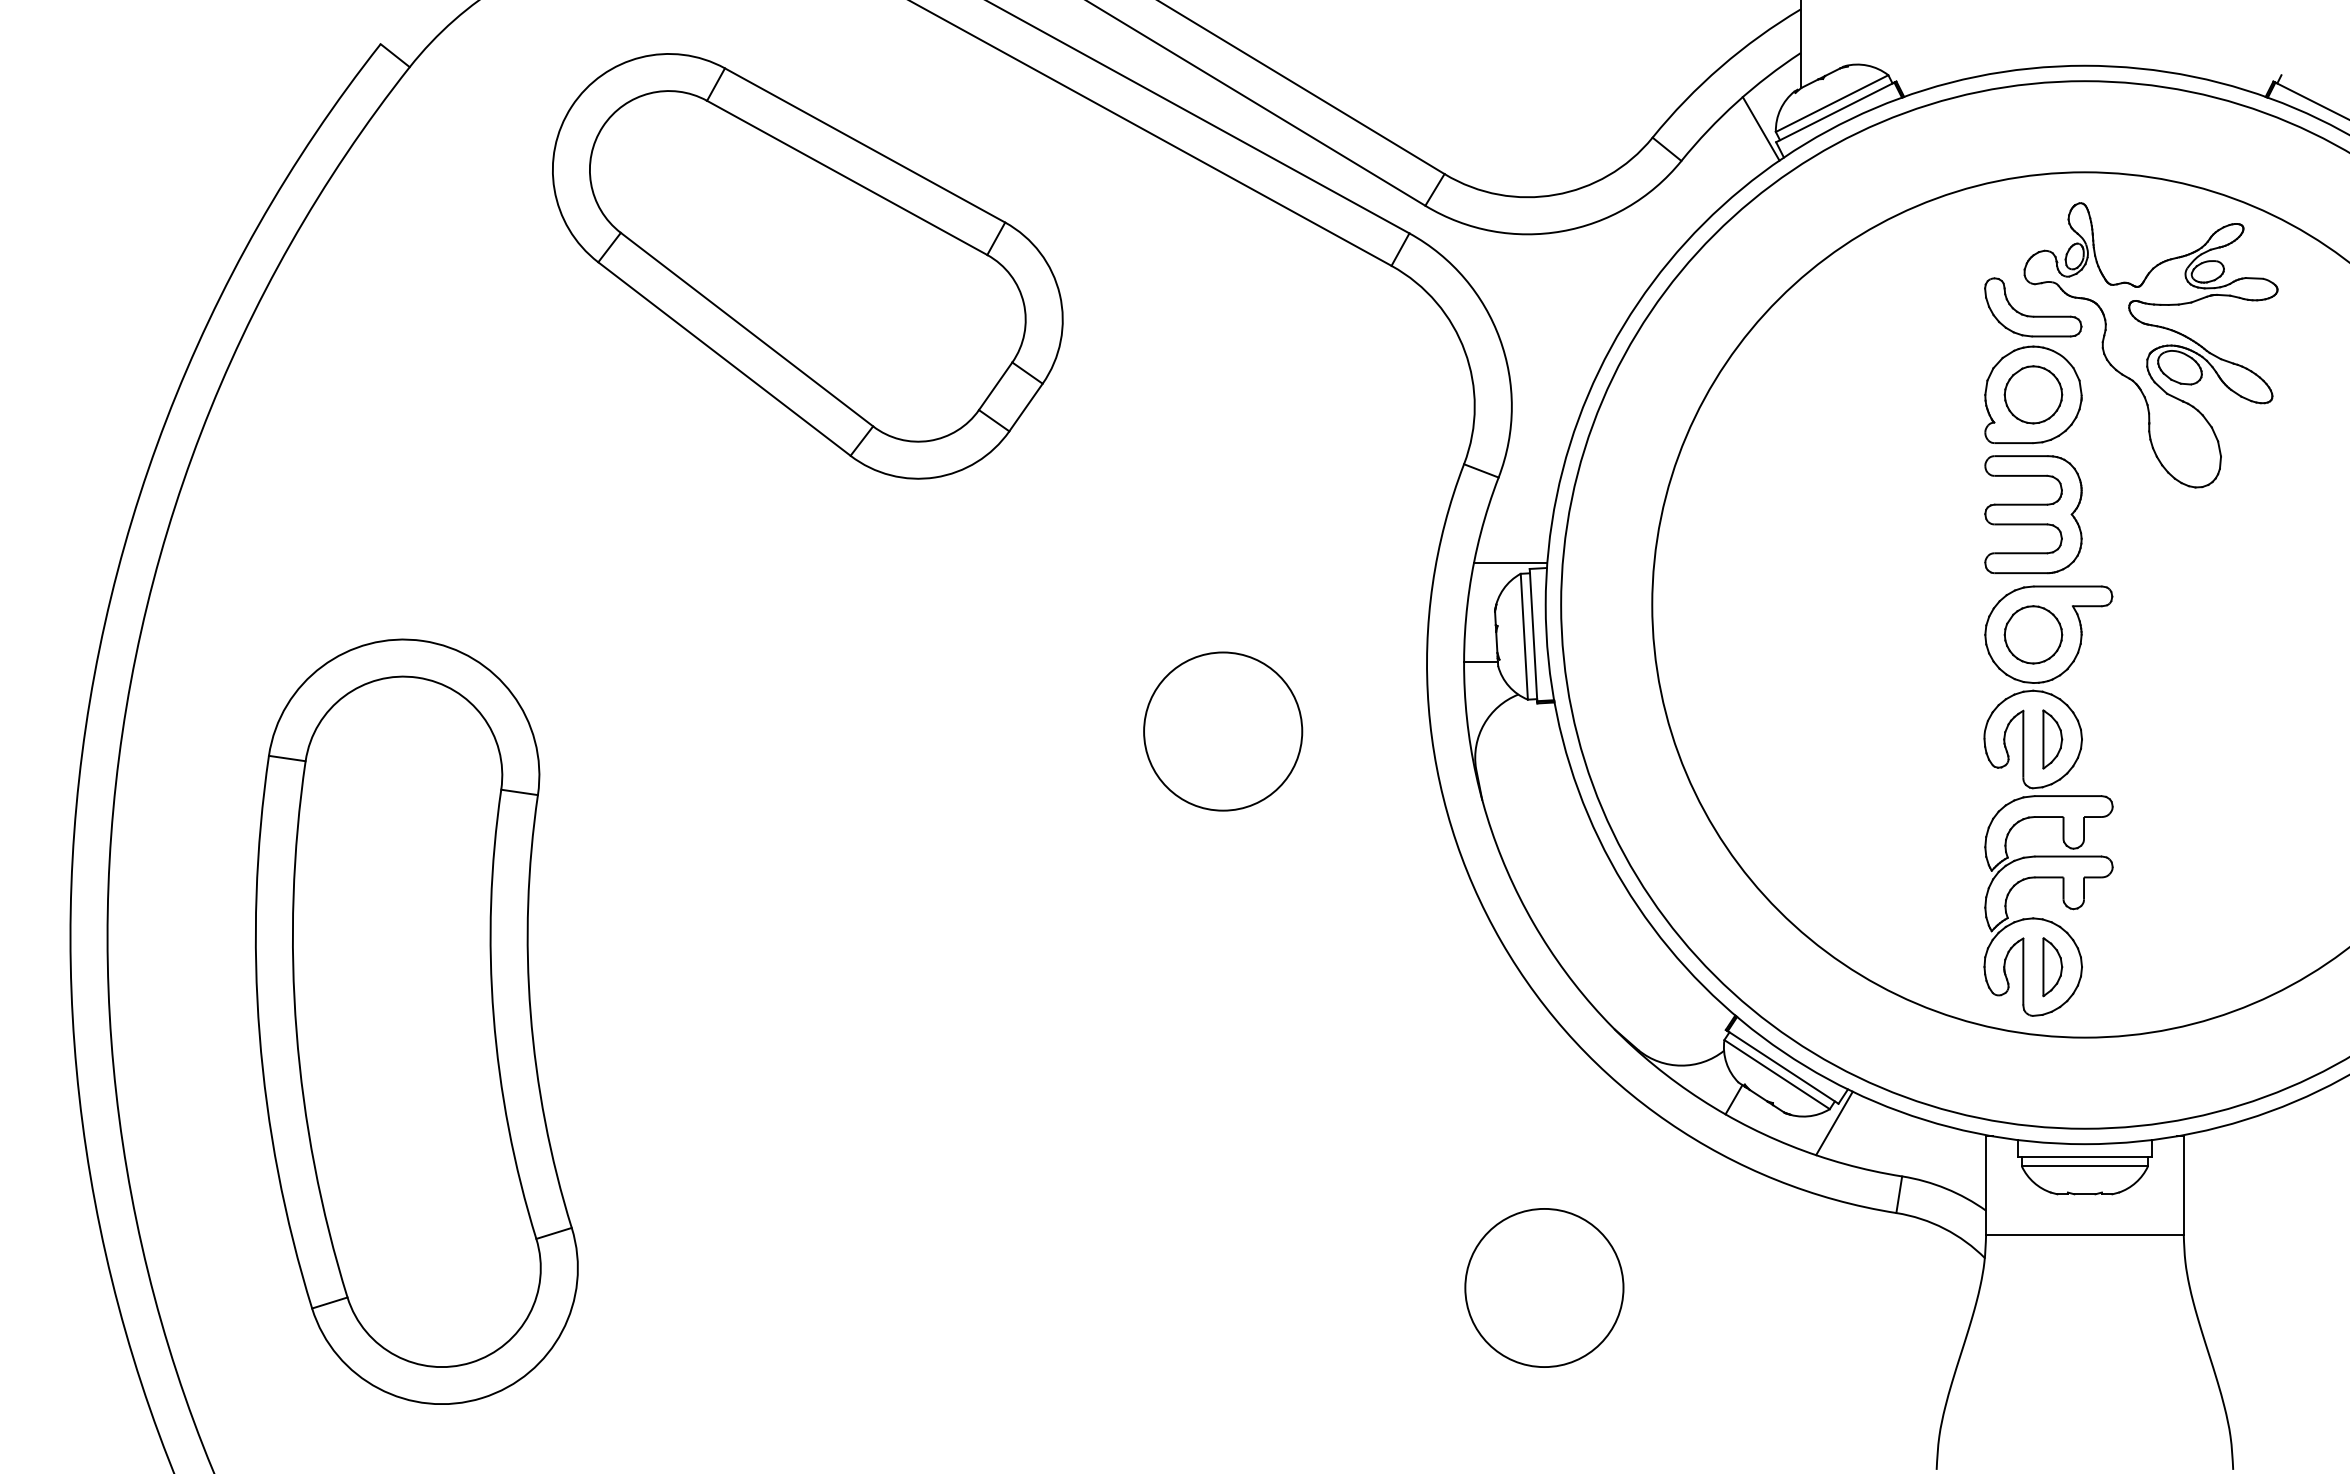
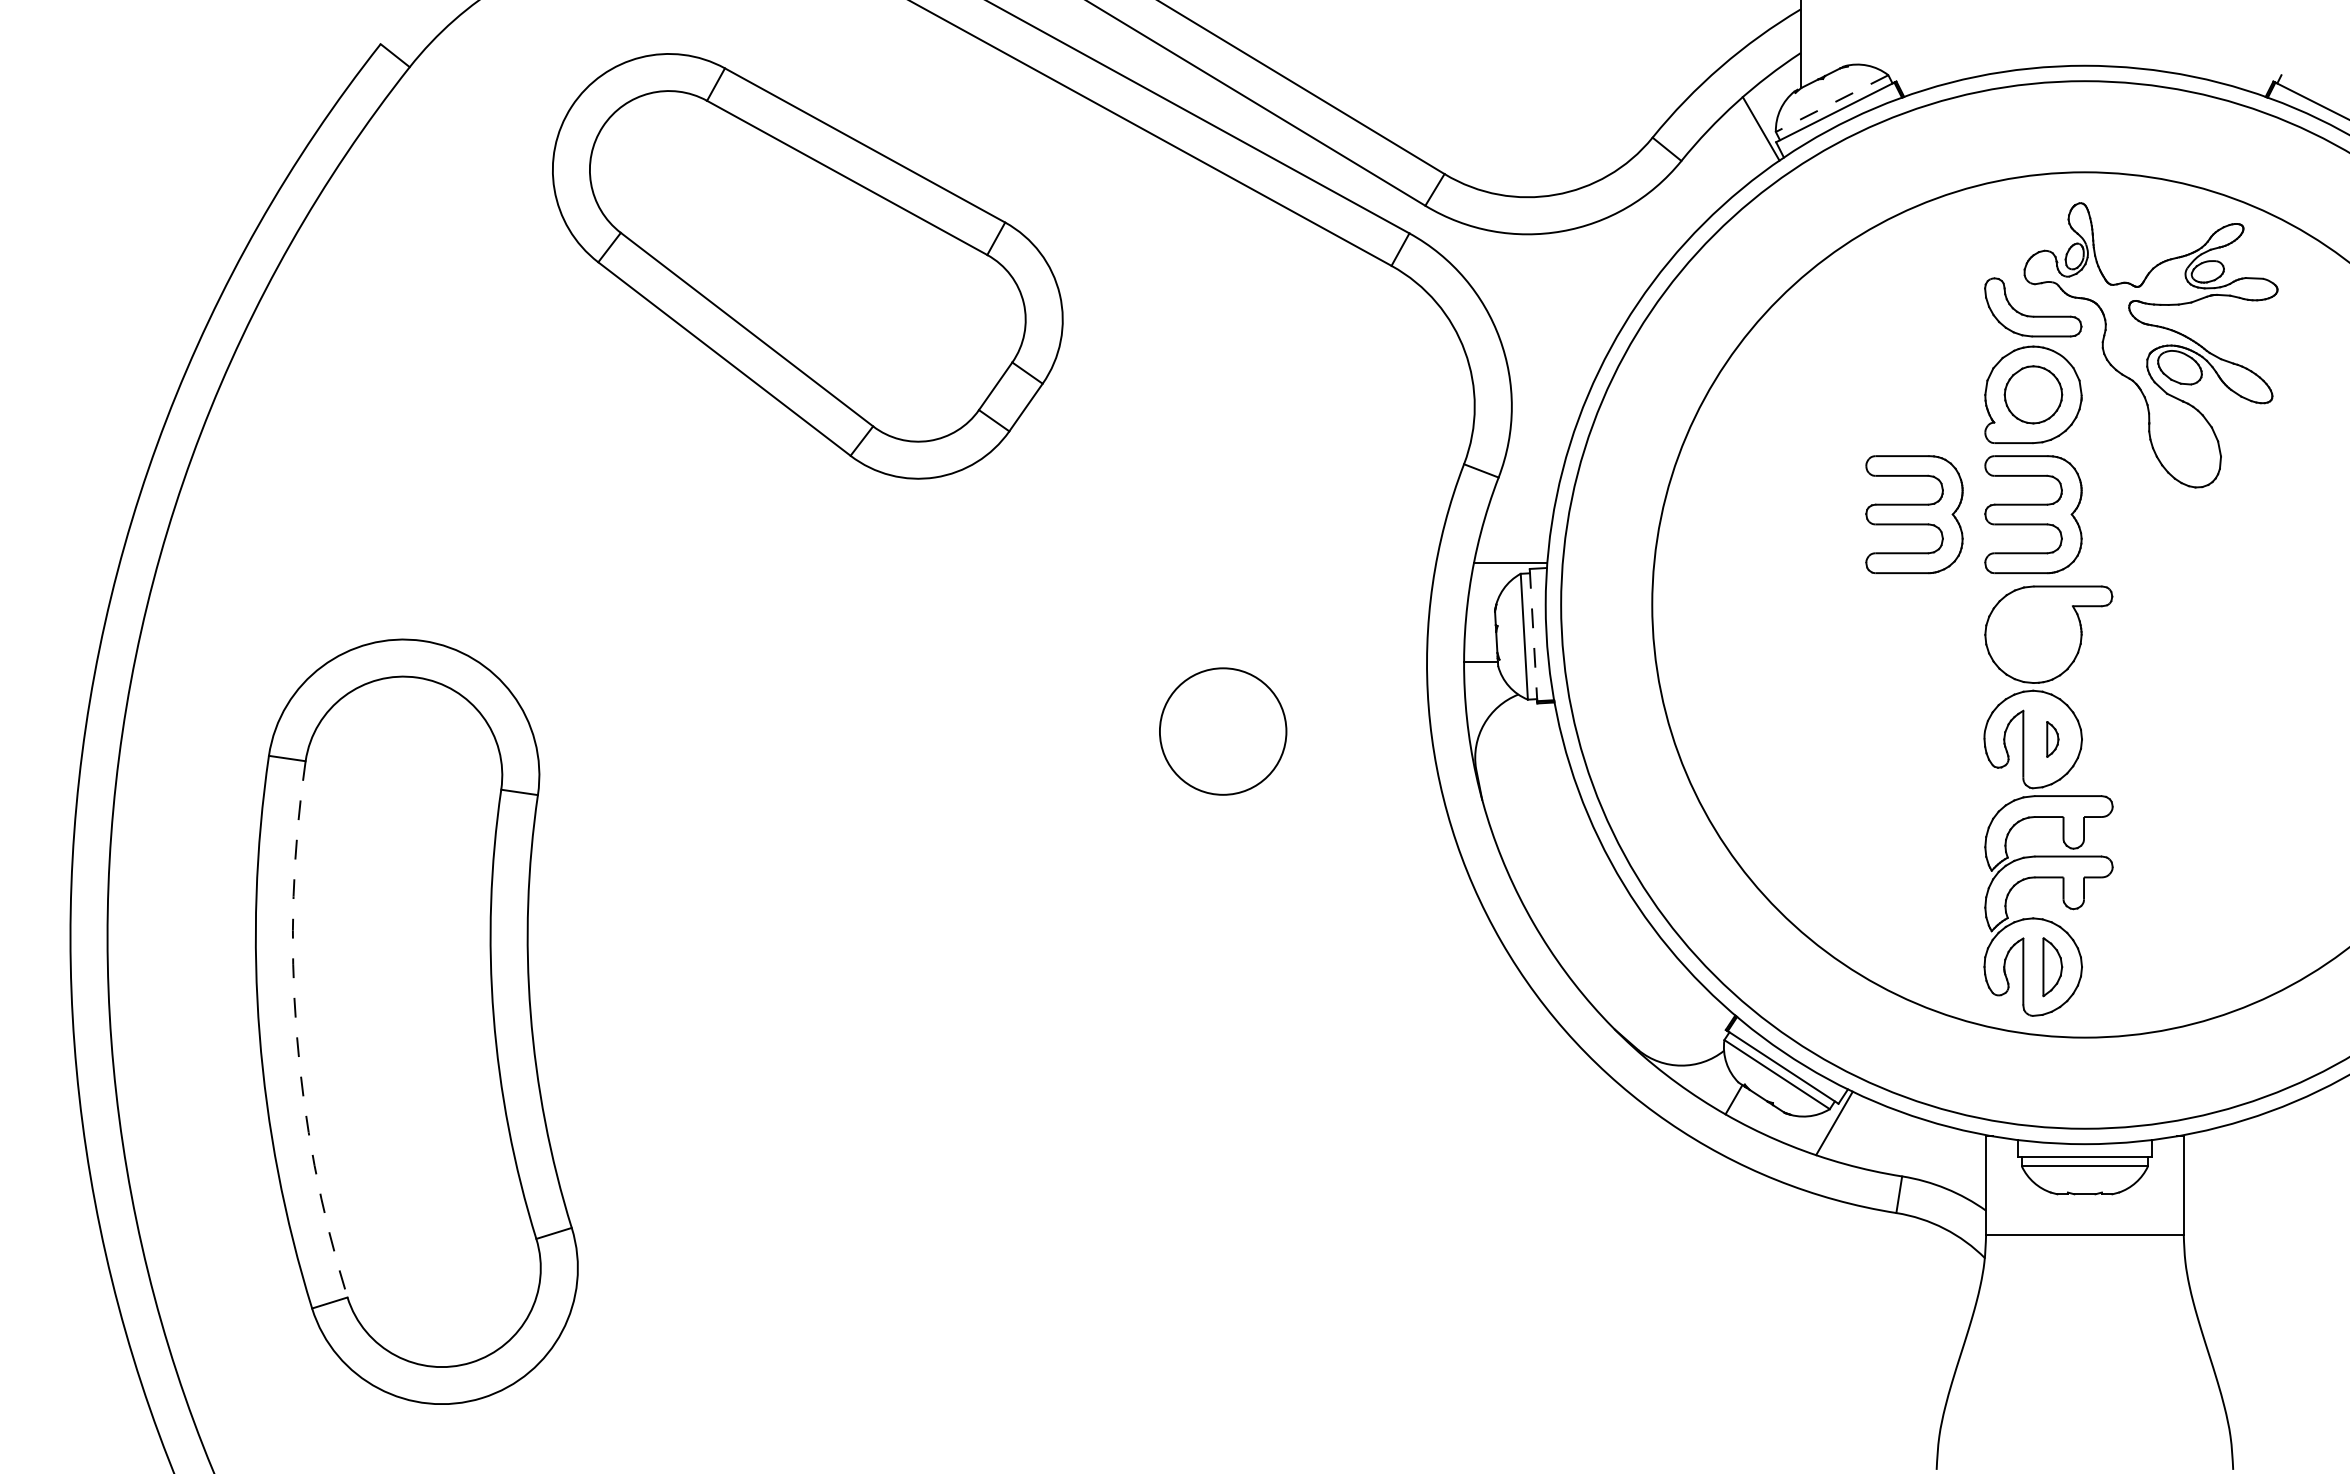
line: solid -> dashed (1831, 103)
part: none -> present (1914, 514)
part: present -> none (2033, 634)
line: solid -> dashed (1533, 635)
circle diameter: 158 px -> 127 px (1222, 731)
part size: 22x61 px -> 14x37 px (2052, 739)
arc: solid -> dashed (296, 1031)
circle: present -> none (1544, 1287)
